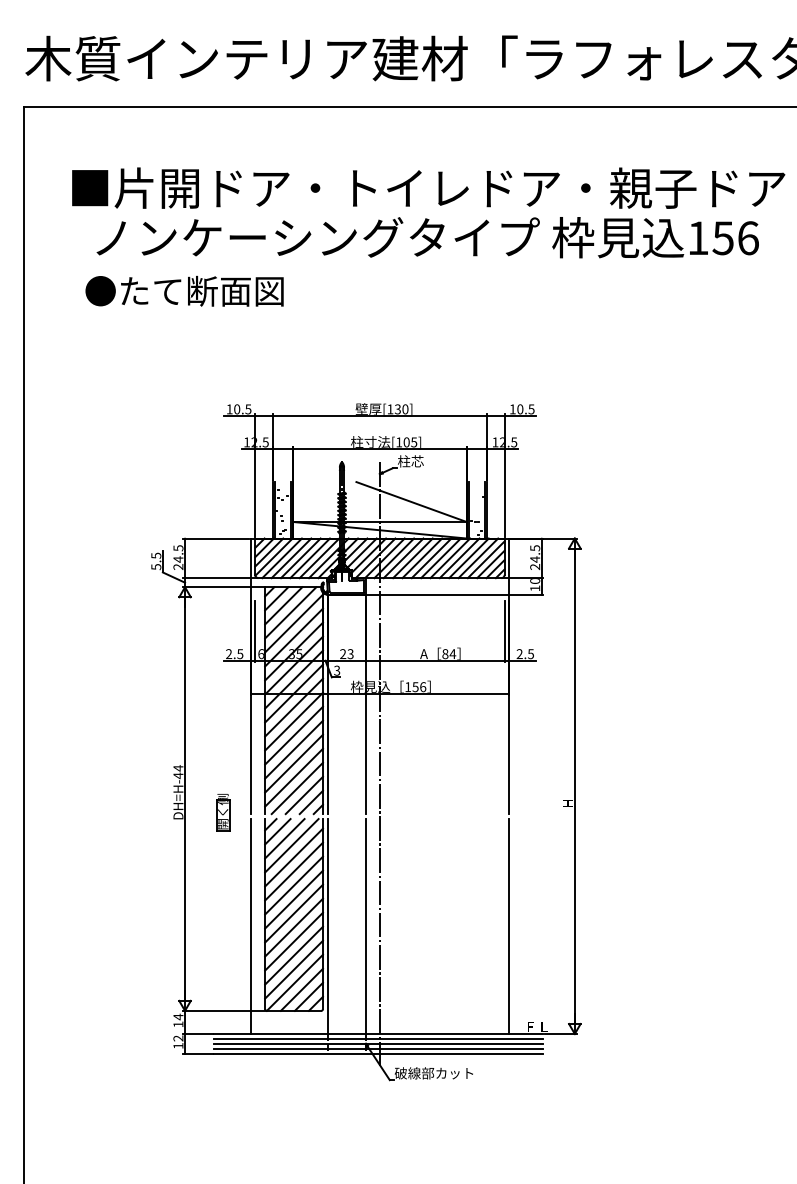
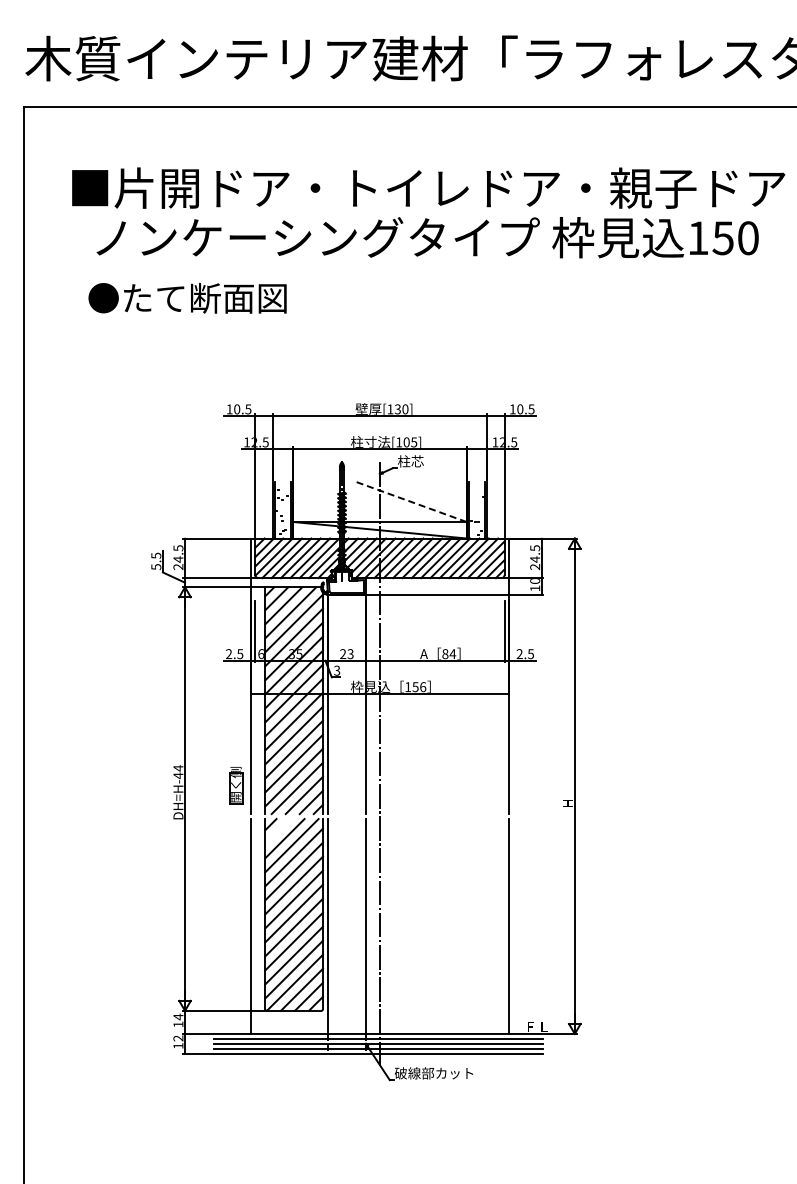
text: 156 -> 150 (748, 238)
text position: (184, 290) -> (187, 297) (187, 297)
line: solid -> dashed (411, 502)
part position: (223, 812) -> (236, 785) (236, 785)
line: present -> none (277, 831)
